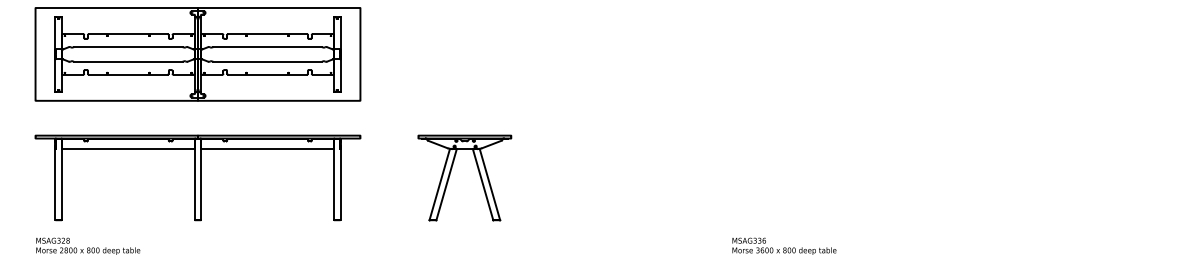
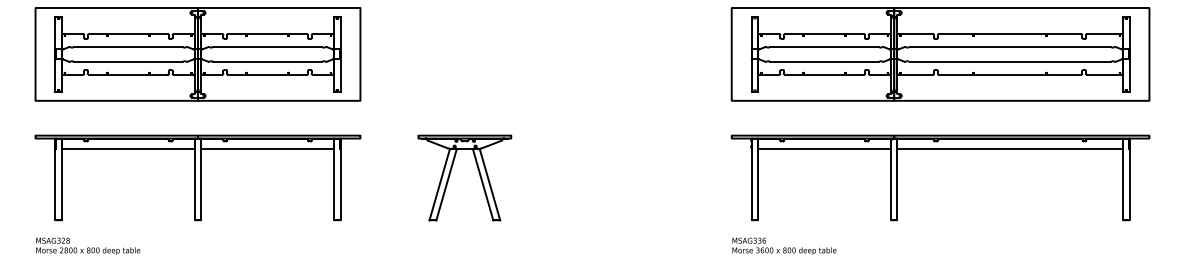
part: none -> present (940, 54)
part: none -> present (940, 149)
